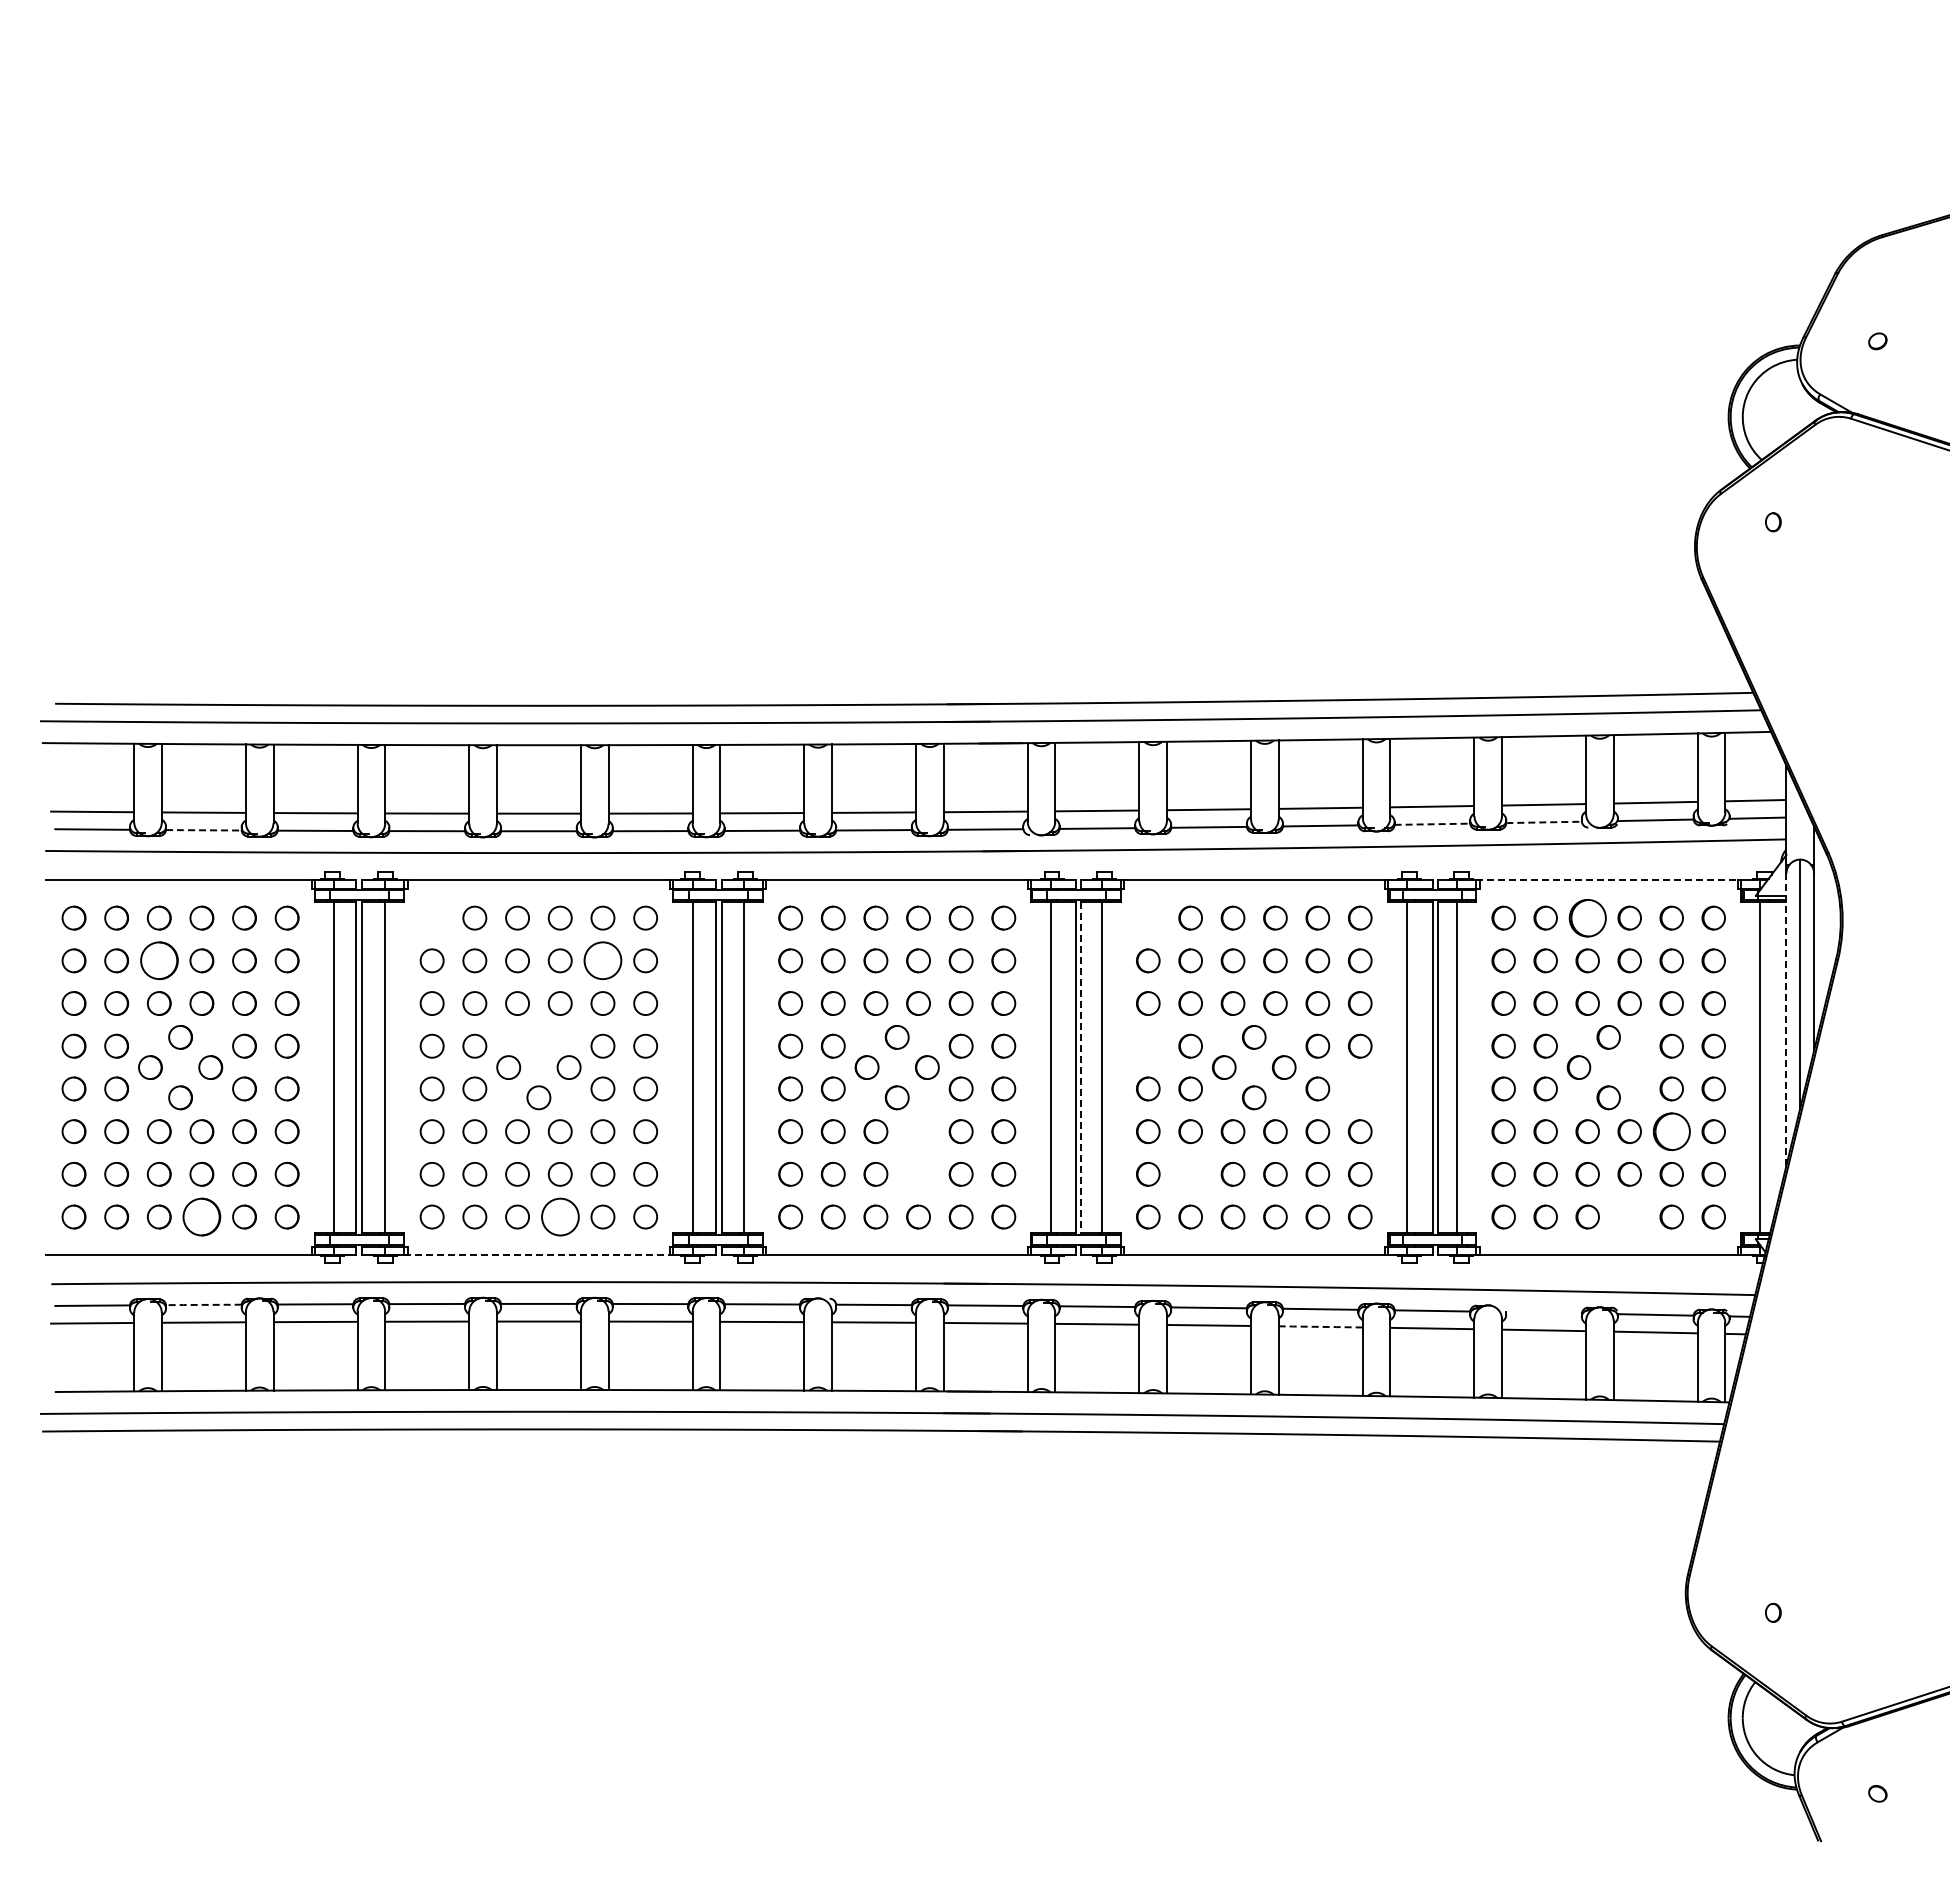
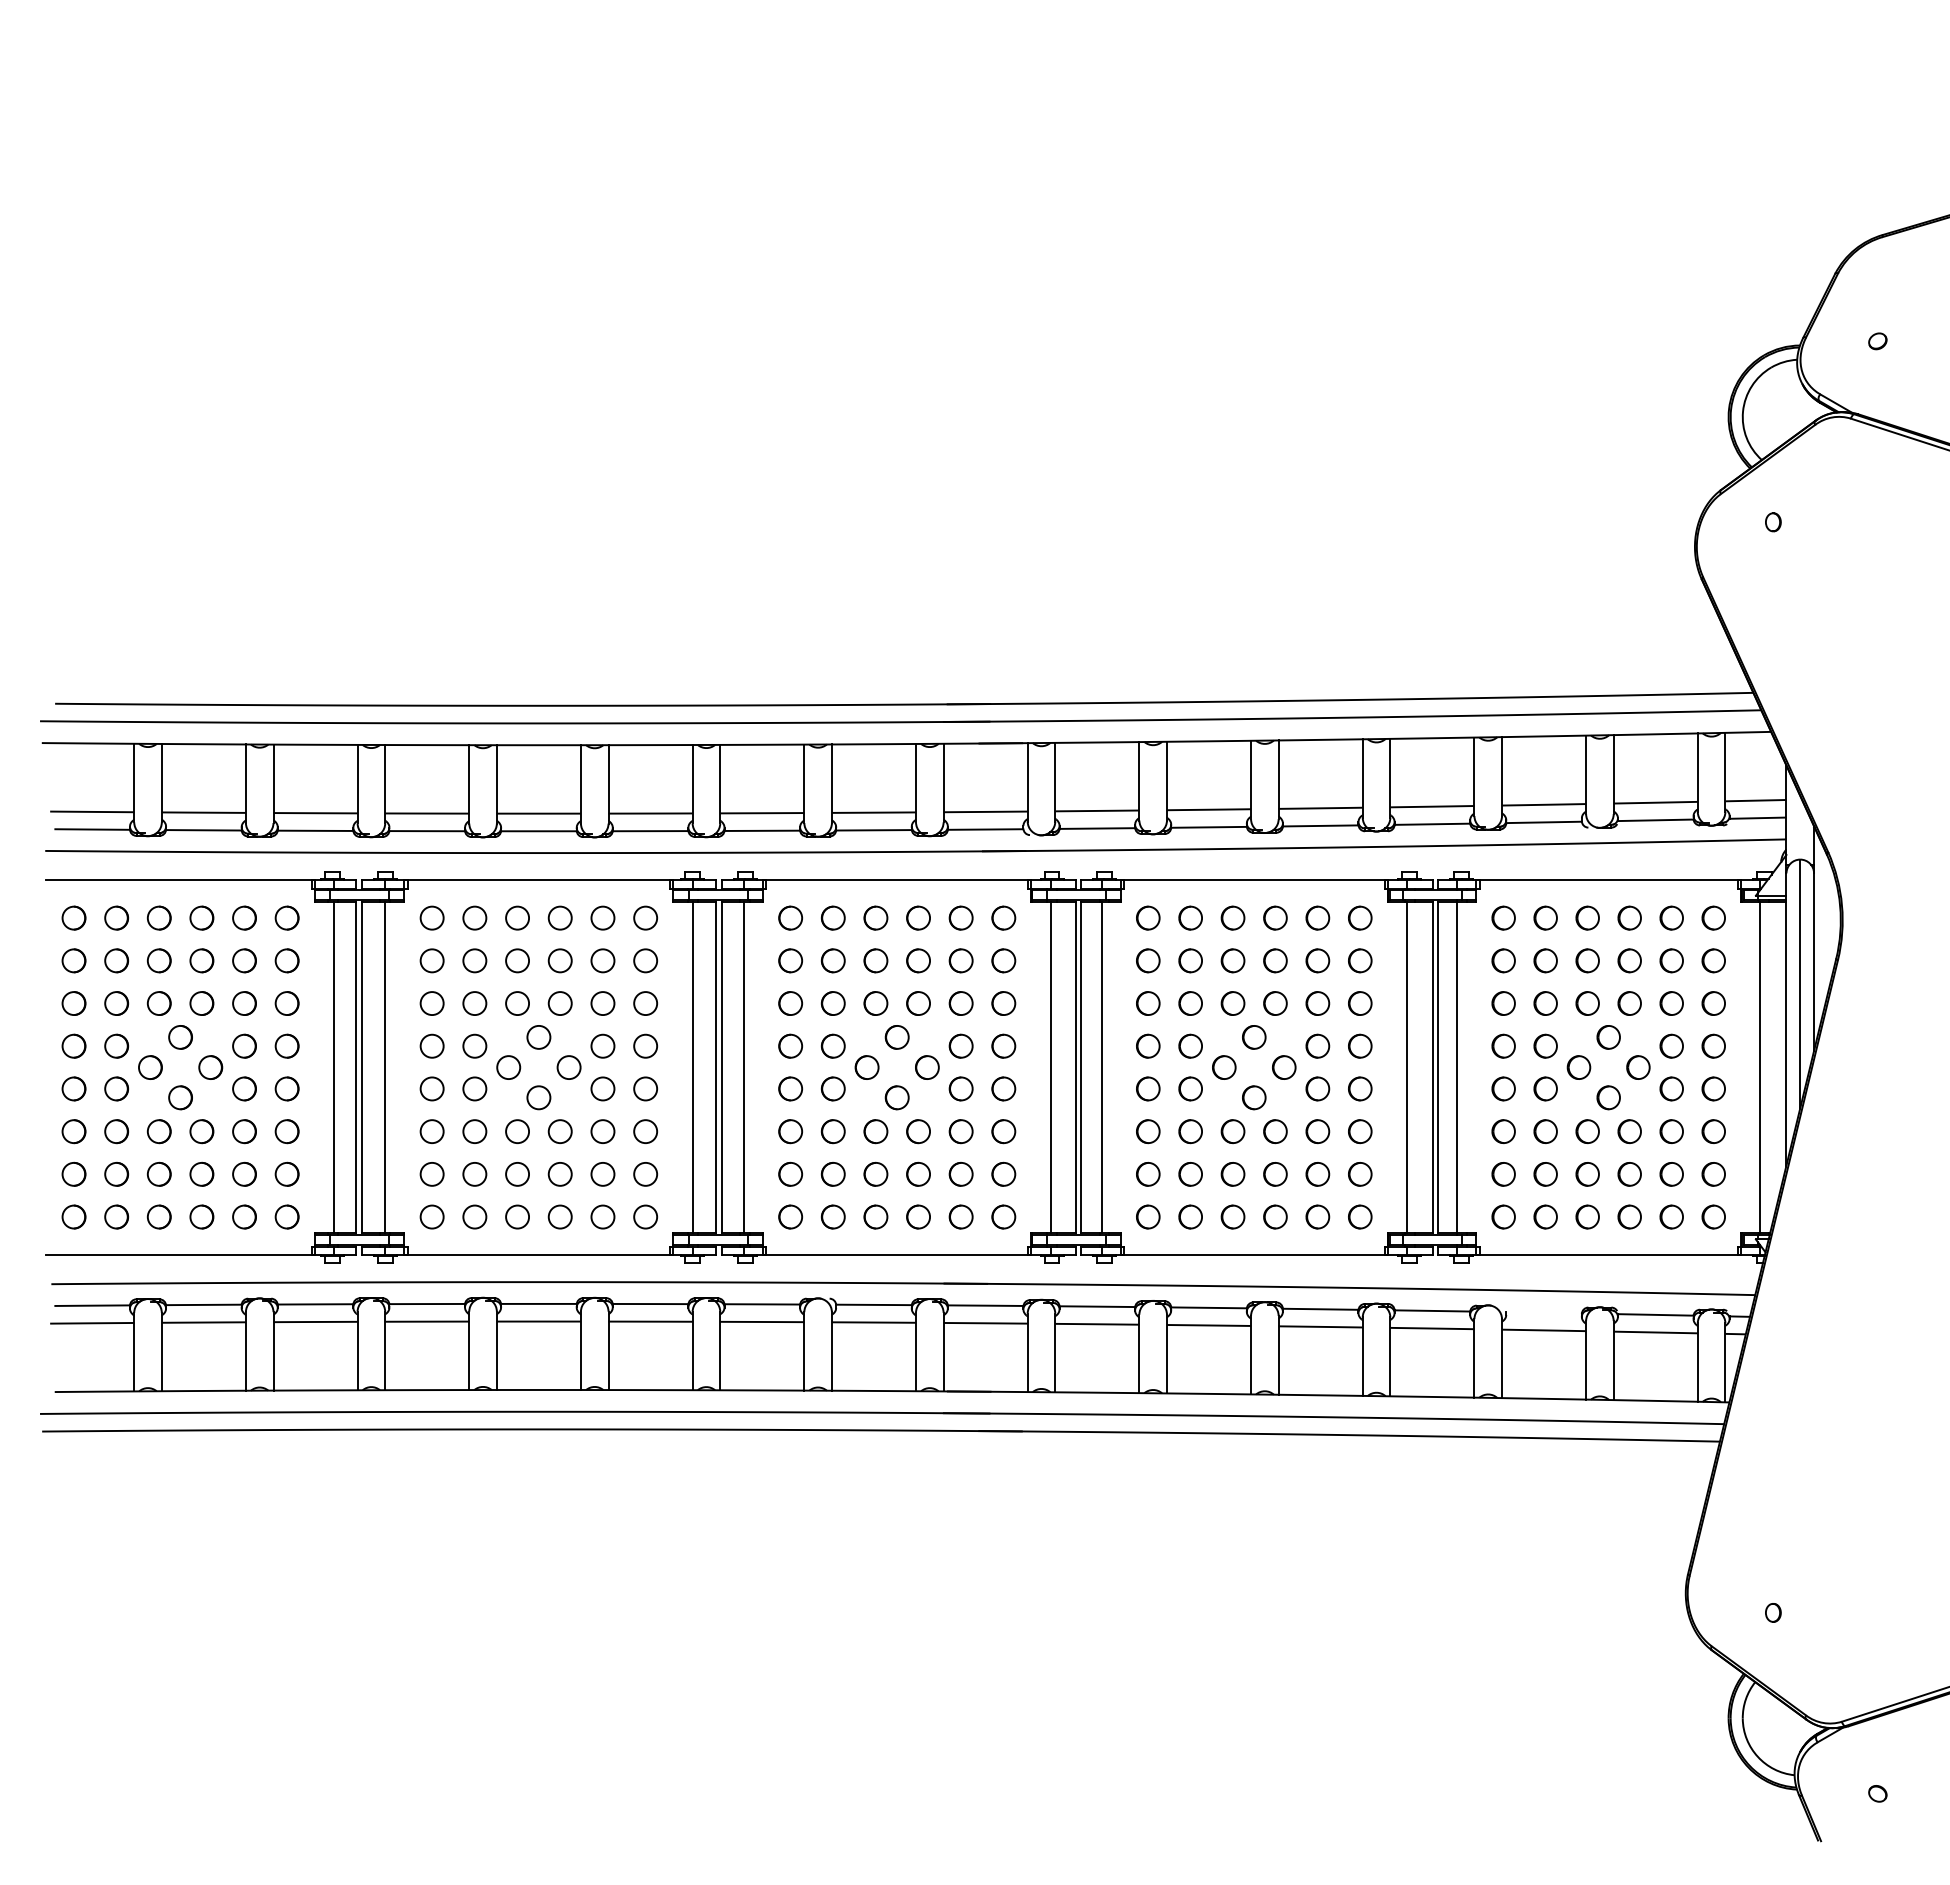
line: dashed -> solid (1544, 822)
line: dashed -> solid (1432, 824)
line: dashed -> solid (204, 830)
line: dashed -> solid (1609, 880)
circle: none -> present (431, 917)
part: none -> present (1148, 917)
part size: 39x40 px -> 25x26 px (1587, 917)
part size: 39x40 px -> 26x26 px (158, 960)
circle size: 40x39 px -> 26x26 px (602, 960)
line: dashed -> solid (1786, 1018)
circle: none -> present (538, 1037)
part: none -> present (1148, 1045)
line: dashed -> solid (1080, 1067)
part: none -> present (1638, 1067)
part: none -> present (1360, 1088)
part: none -> present (918, 1131)
part size: 39x40 px -> 25x25 px (1671, 1131)
part: none -> present (918, 1173)
part: none -> present (1190, 1174)
part size: 40x40 px -> 26x26 px (201, 1216)
circle size: 39x40 px -> 26x26 px (559, 1216)
part: none -> present (1629, 1216)
line: dashed -> solid (539, 1254)
line: dashed -> solid (203, 1304)
line: dashed -> solid (1320, 1326)
